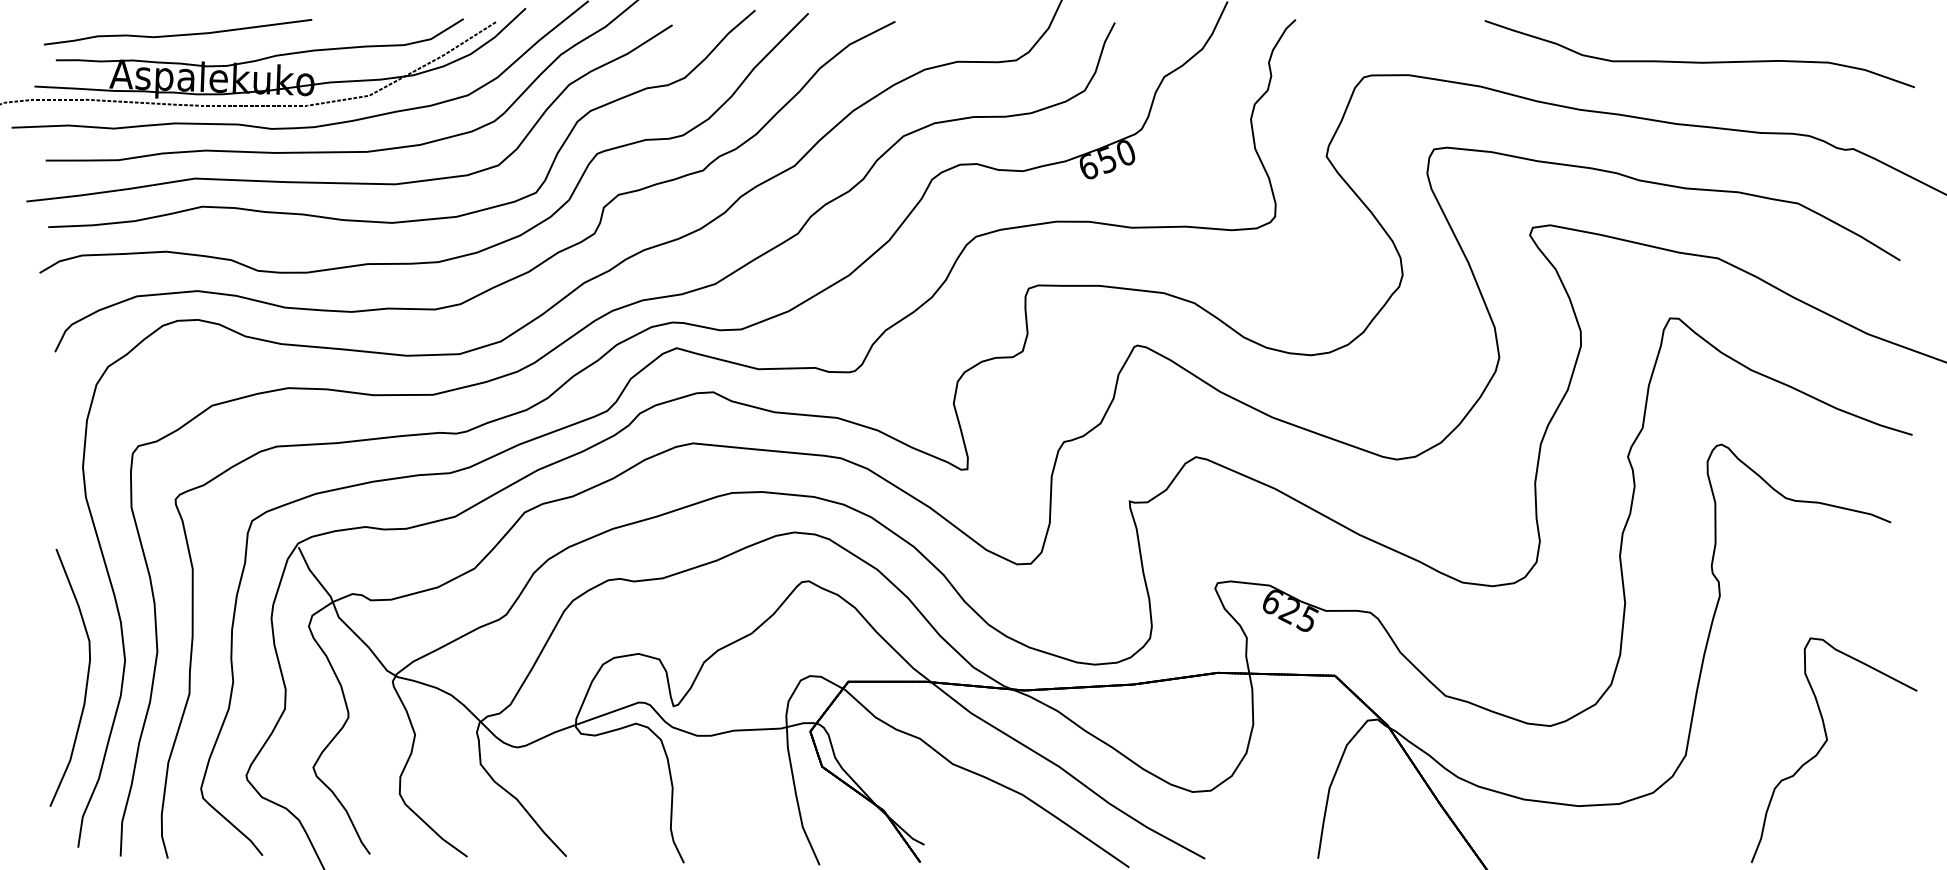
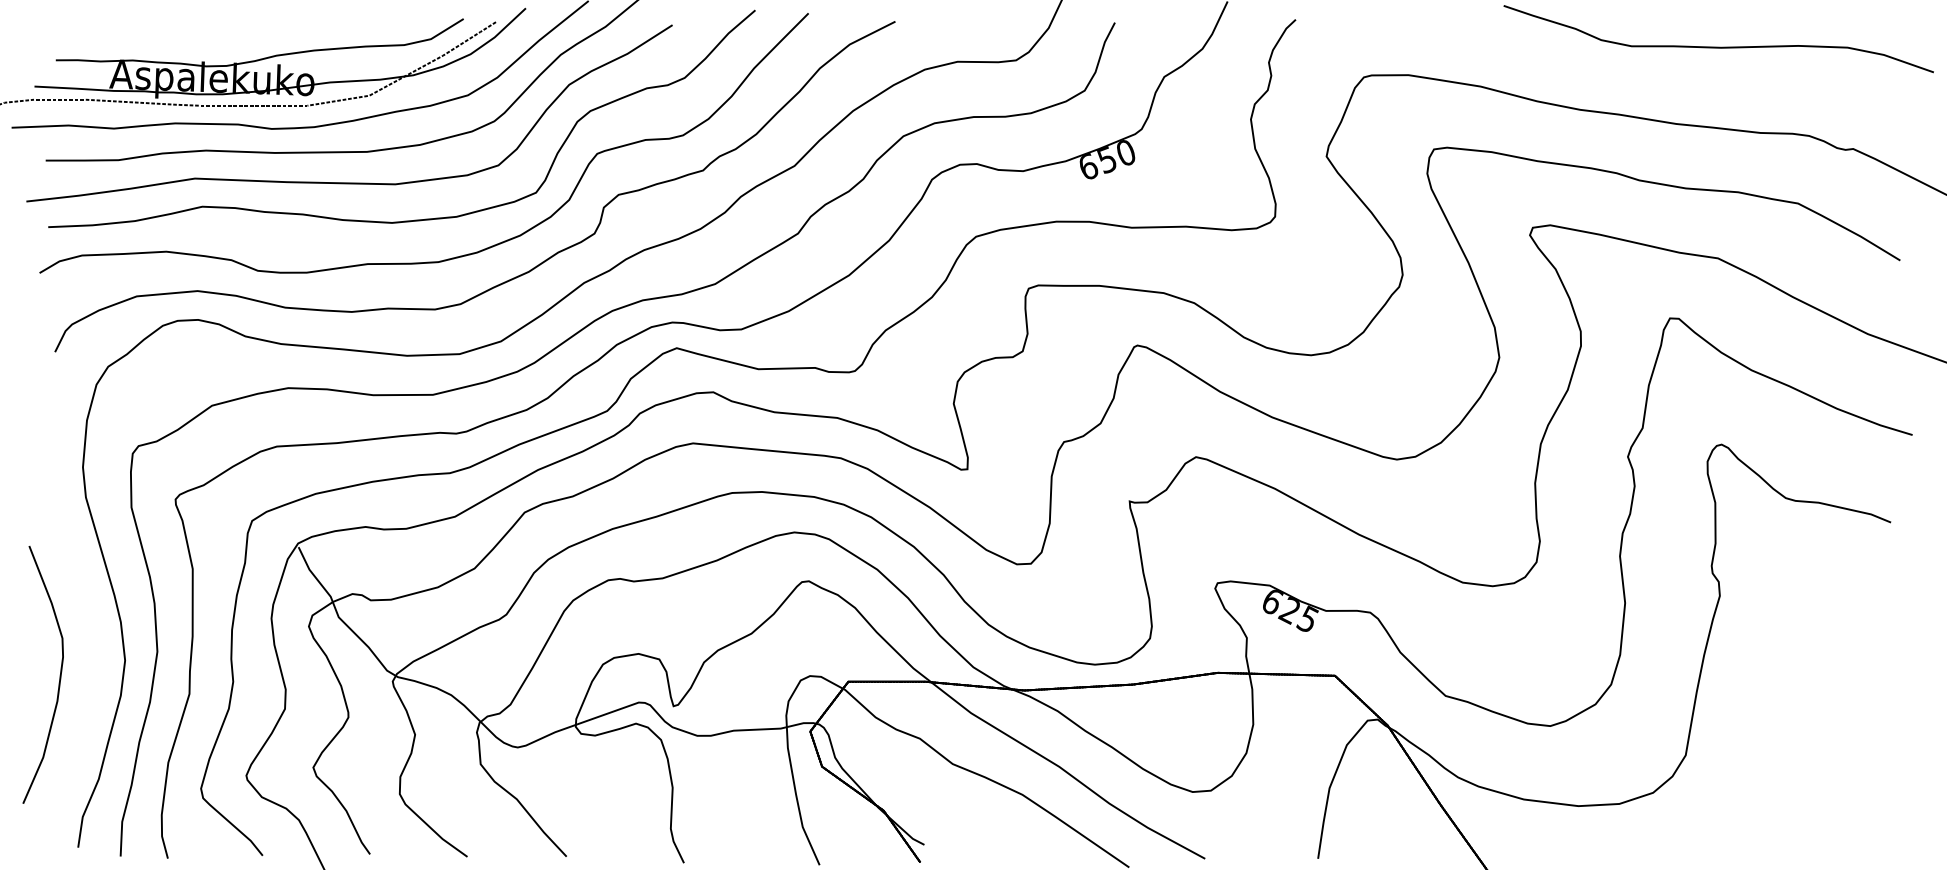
curve: present -> none (177, 34)
curve position: (1699, 61) -> (1718, 46) (1718, 46)
curve position: (86, 678) -> (59, 675) (59, 675)
curve: present -> none (1825, 744)
